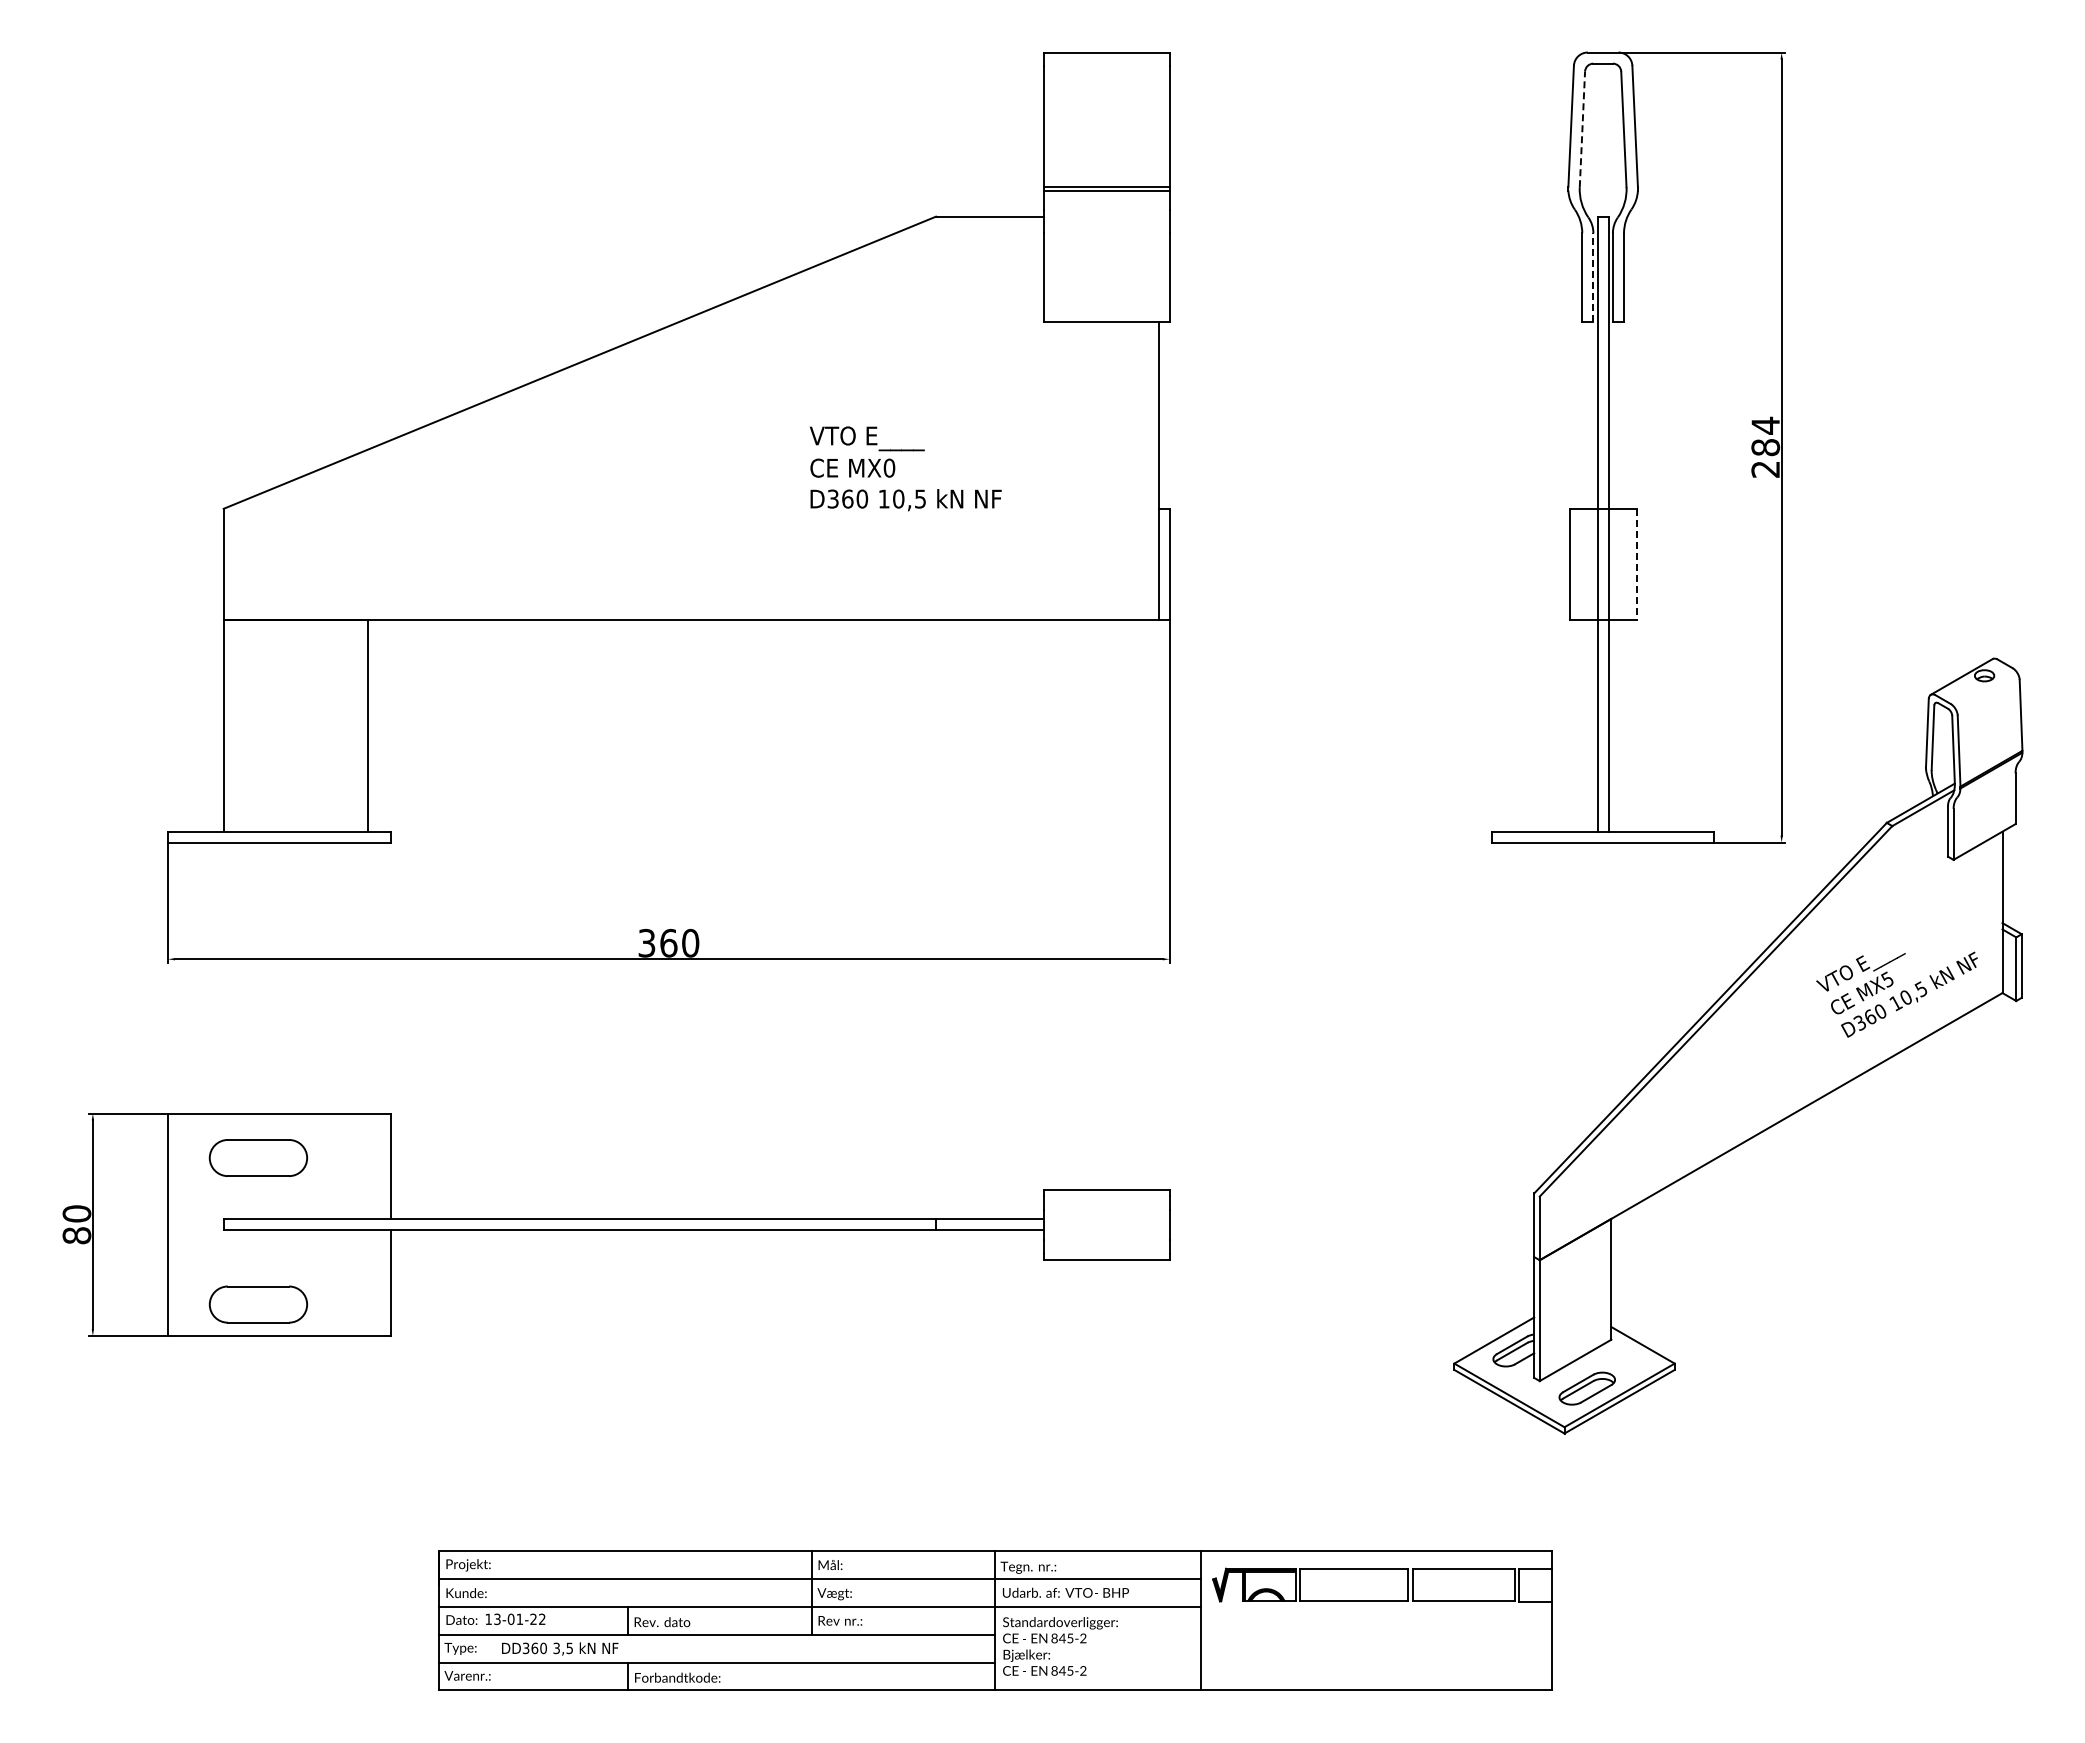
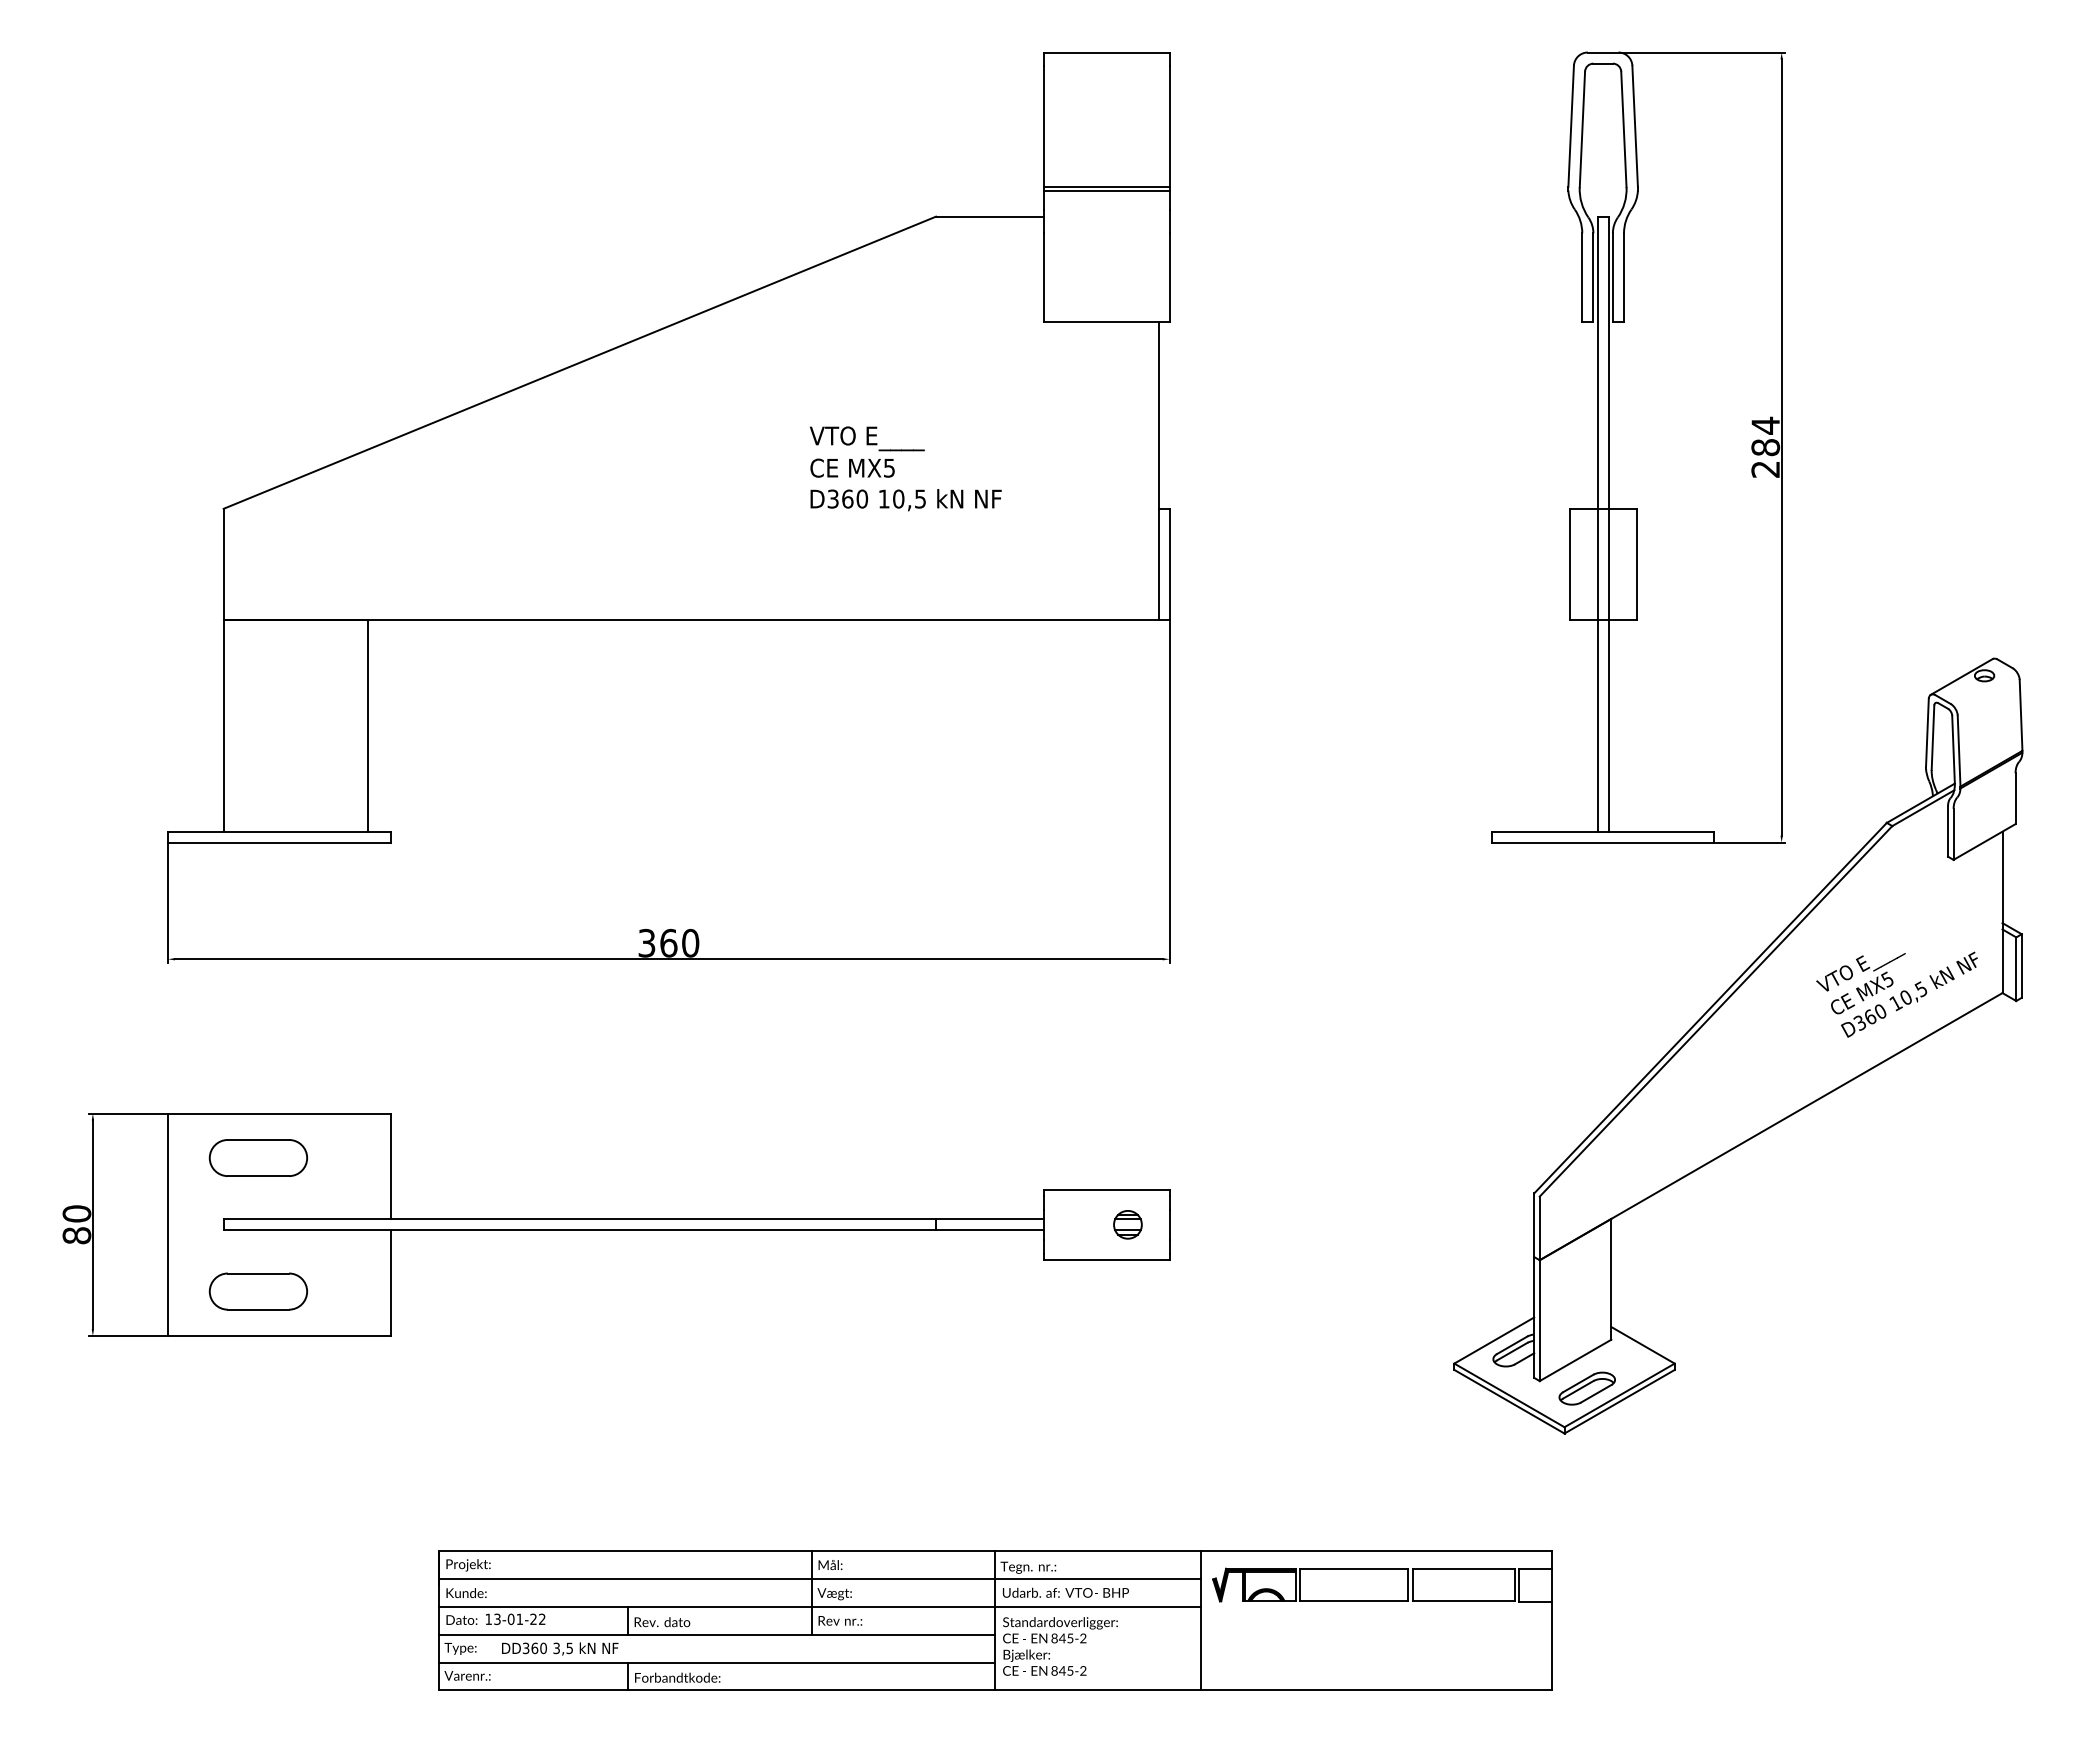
line: dashed -> solid (1582, 129)
line: dashed -> solid (1593, 277)
text: MX0 -> MX5 (889, 467)
line: dashed -> solid (1636, 564)
part: none -> present (1127, 1224)
part position: (258, 1304) -> (258, 1291) (258, 1291)
